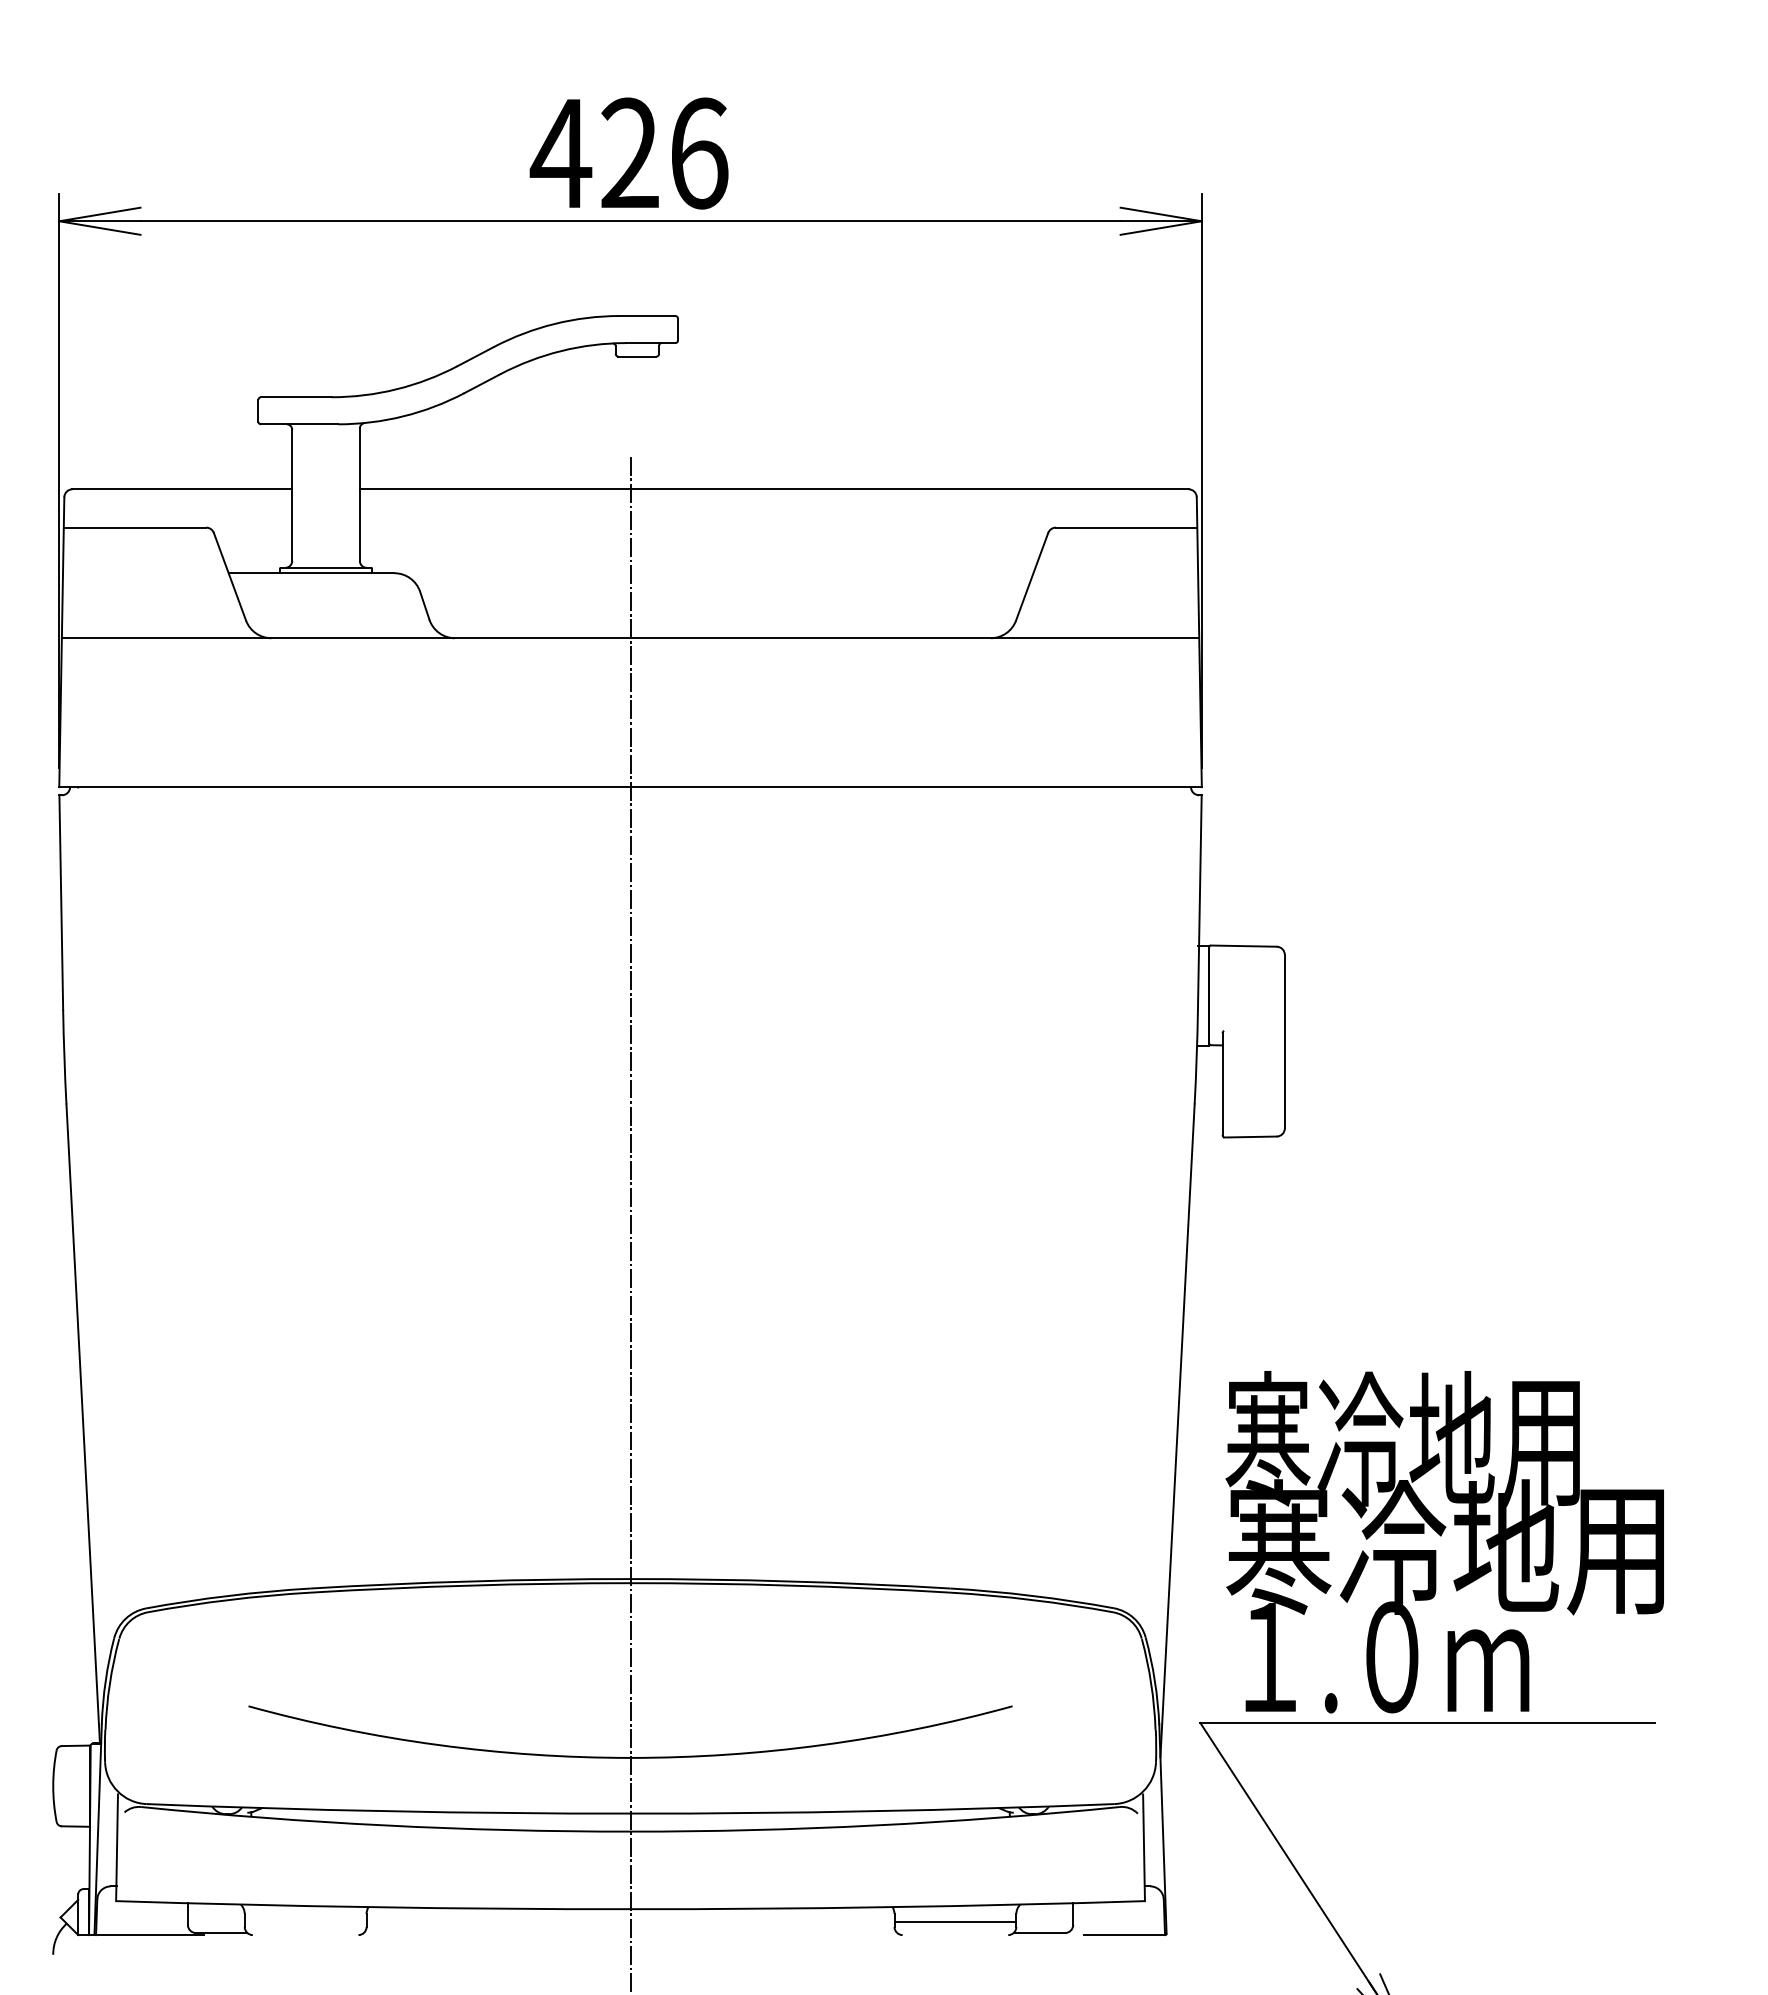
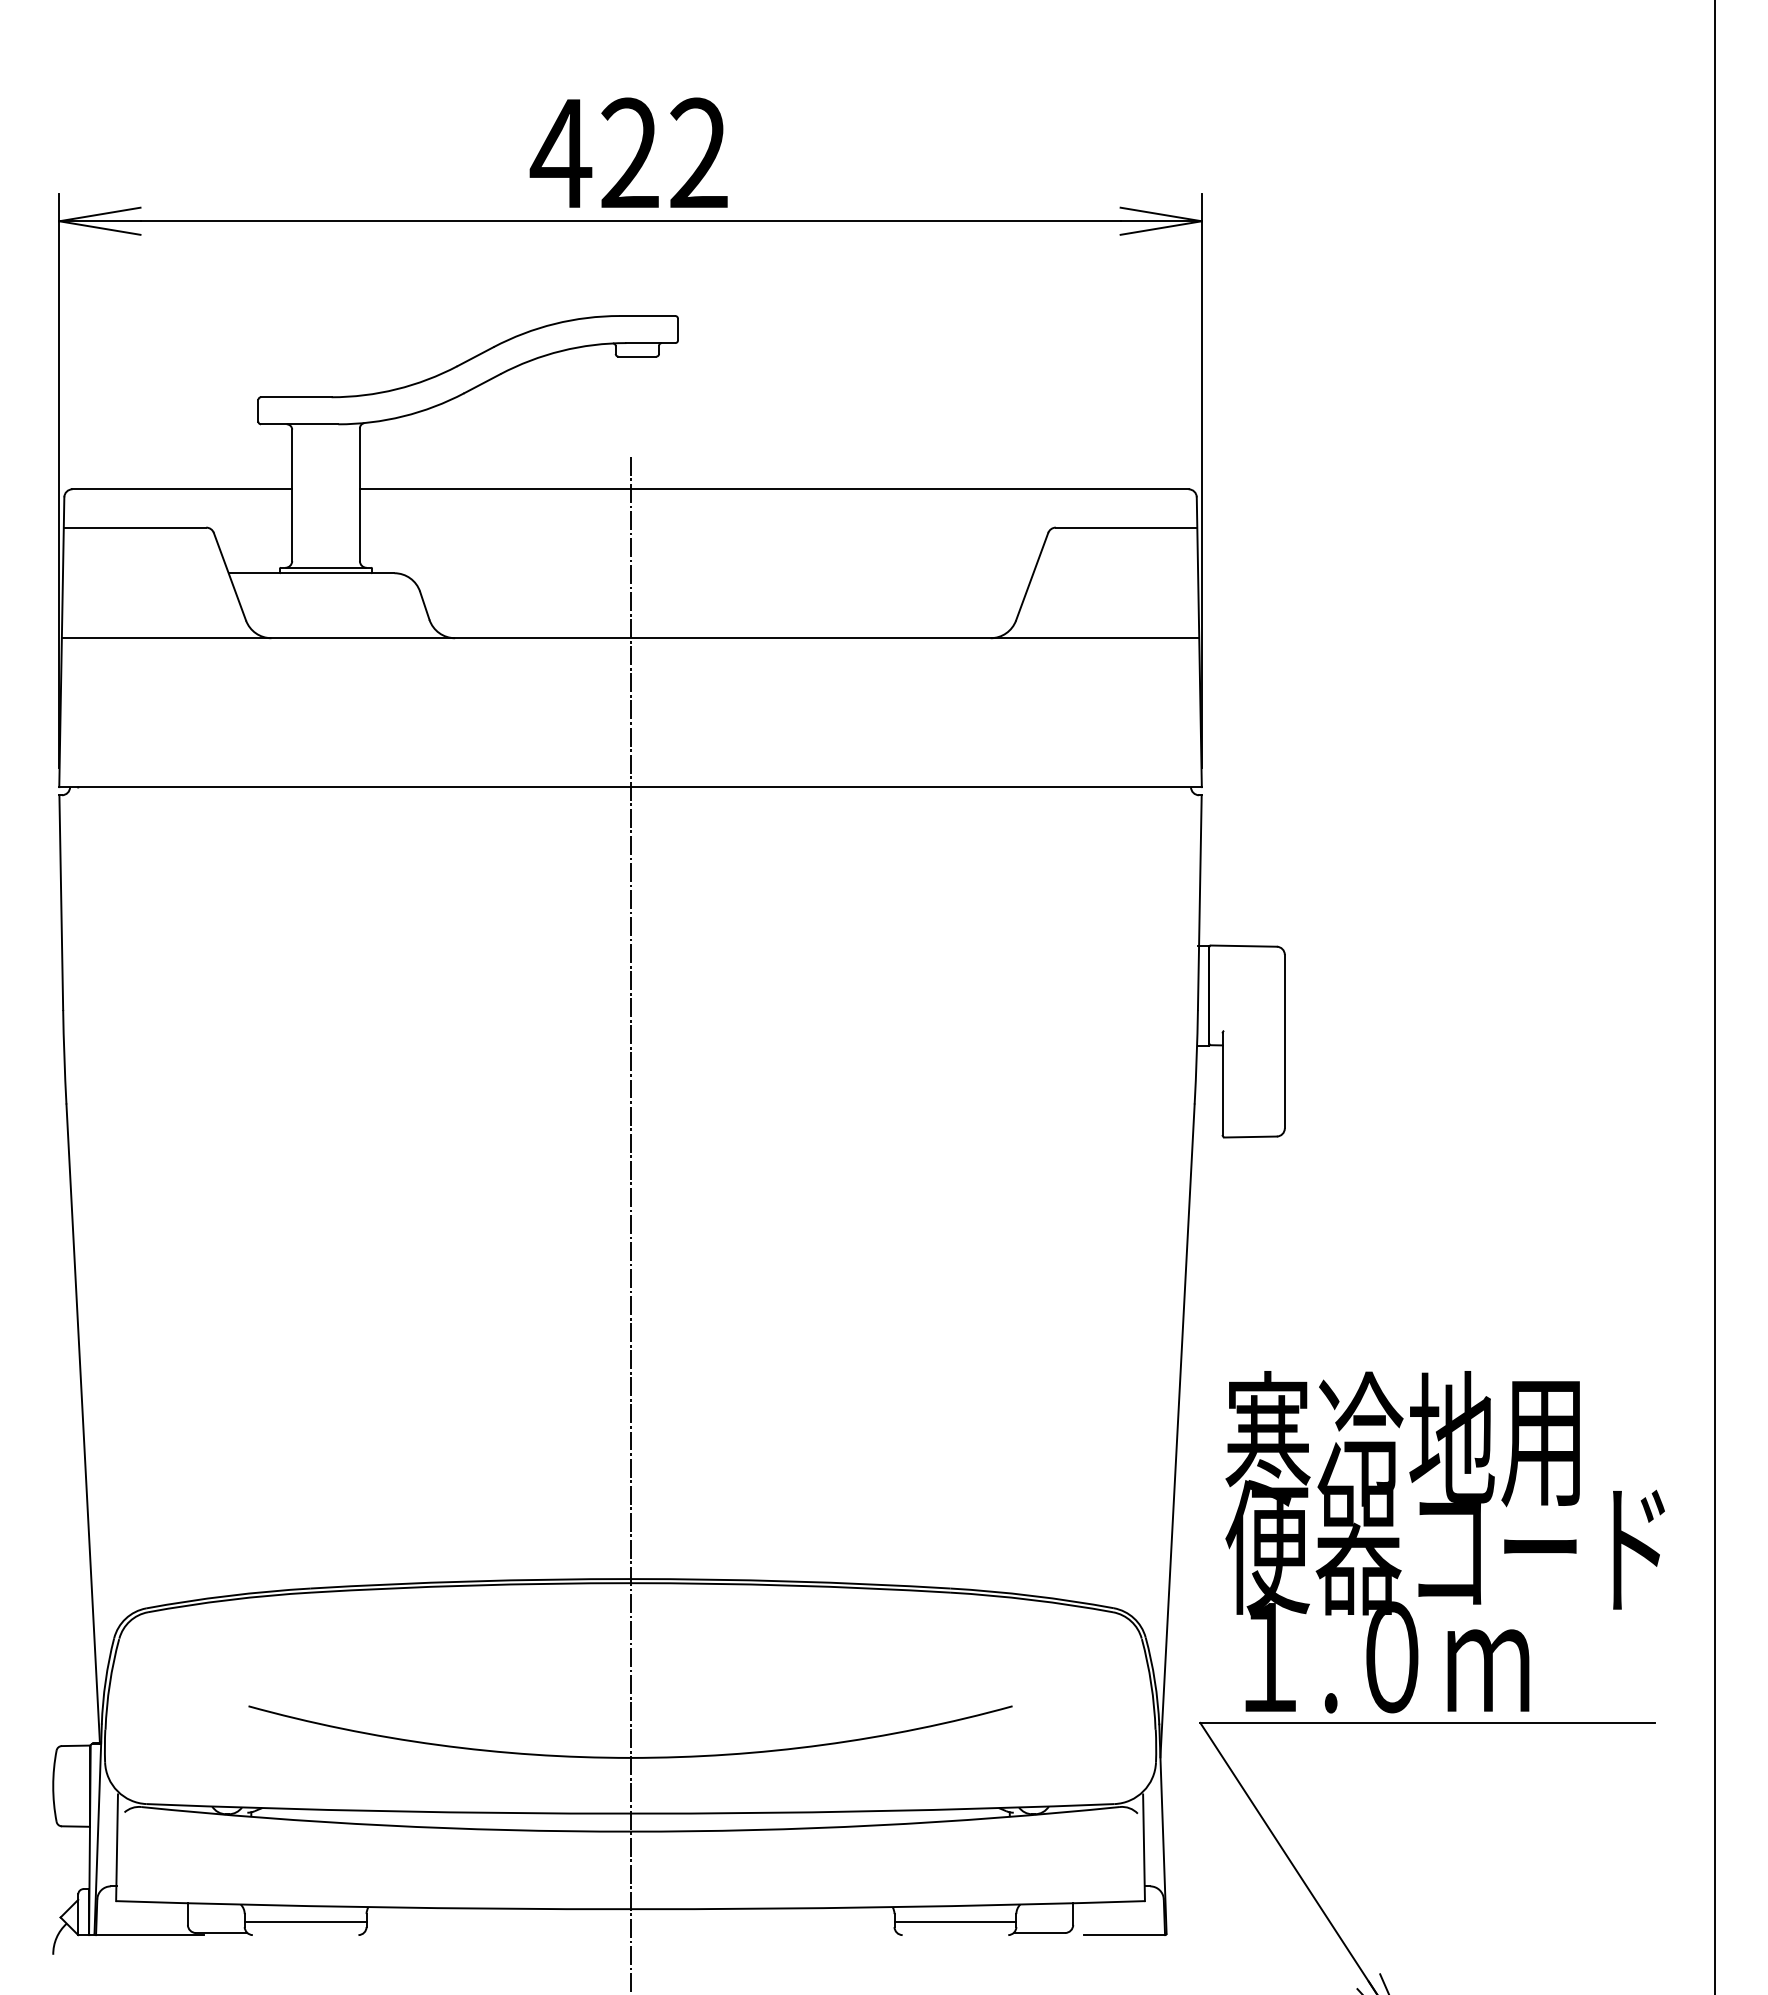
text: 426 -> 422 (699, 153)
line: none -> present (1714, 996)
text: 寒冷地用 -> 便器コード (1444, 1547)
line: none -> present (305, 1921)
